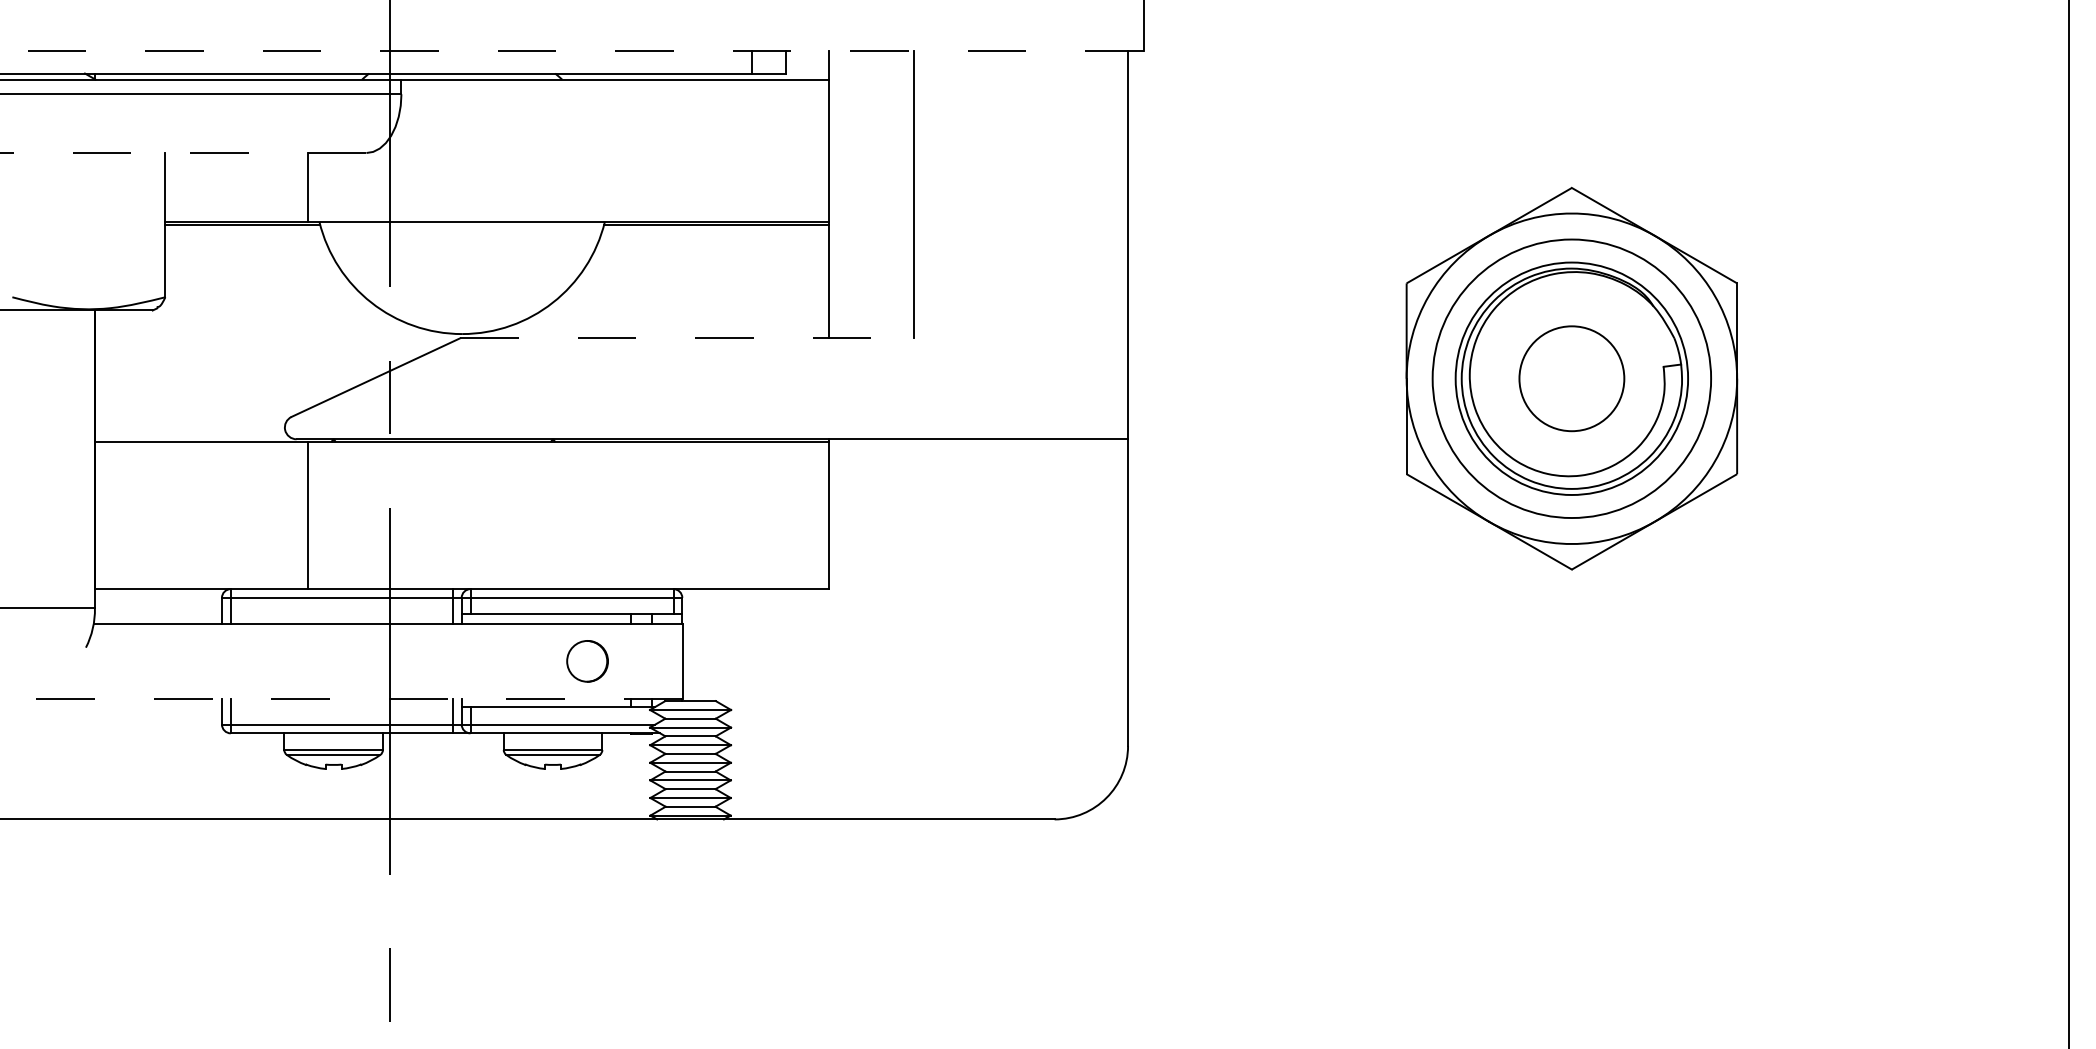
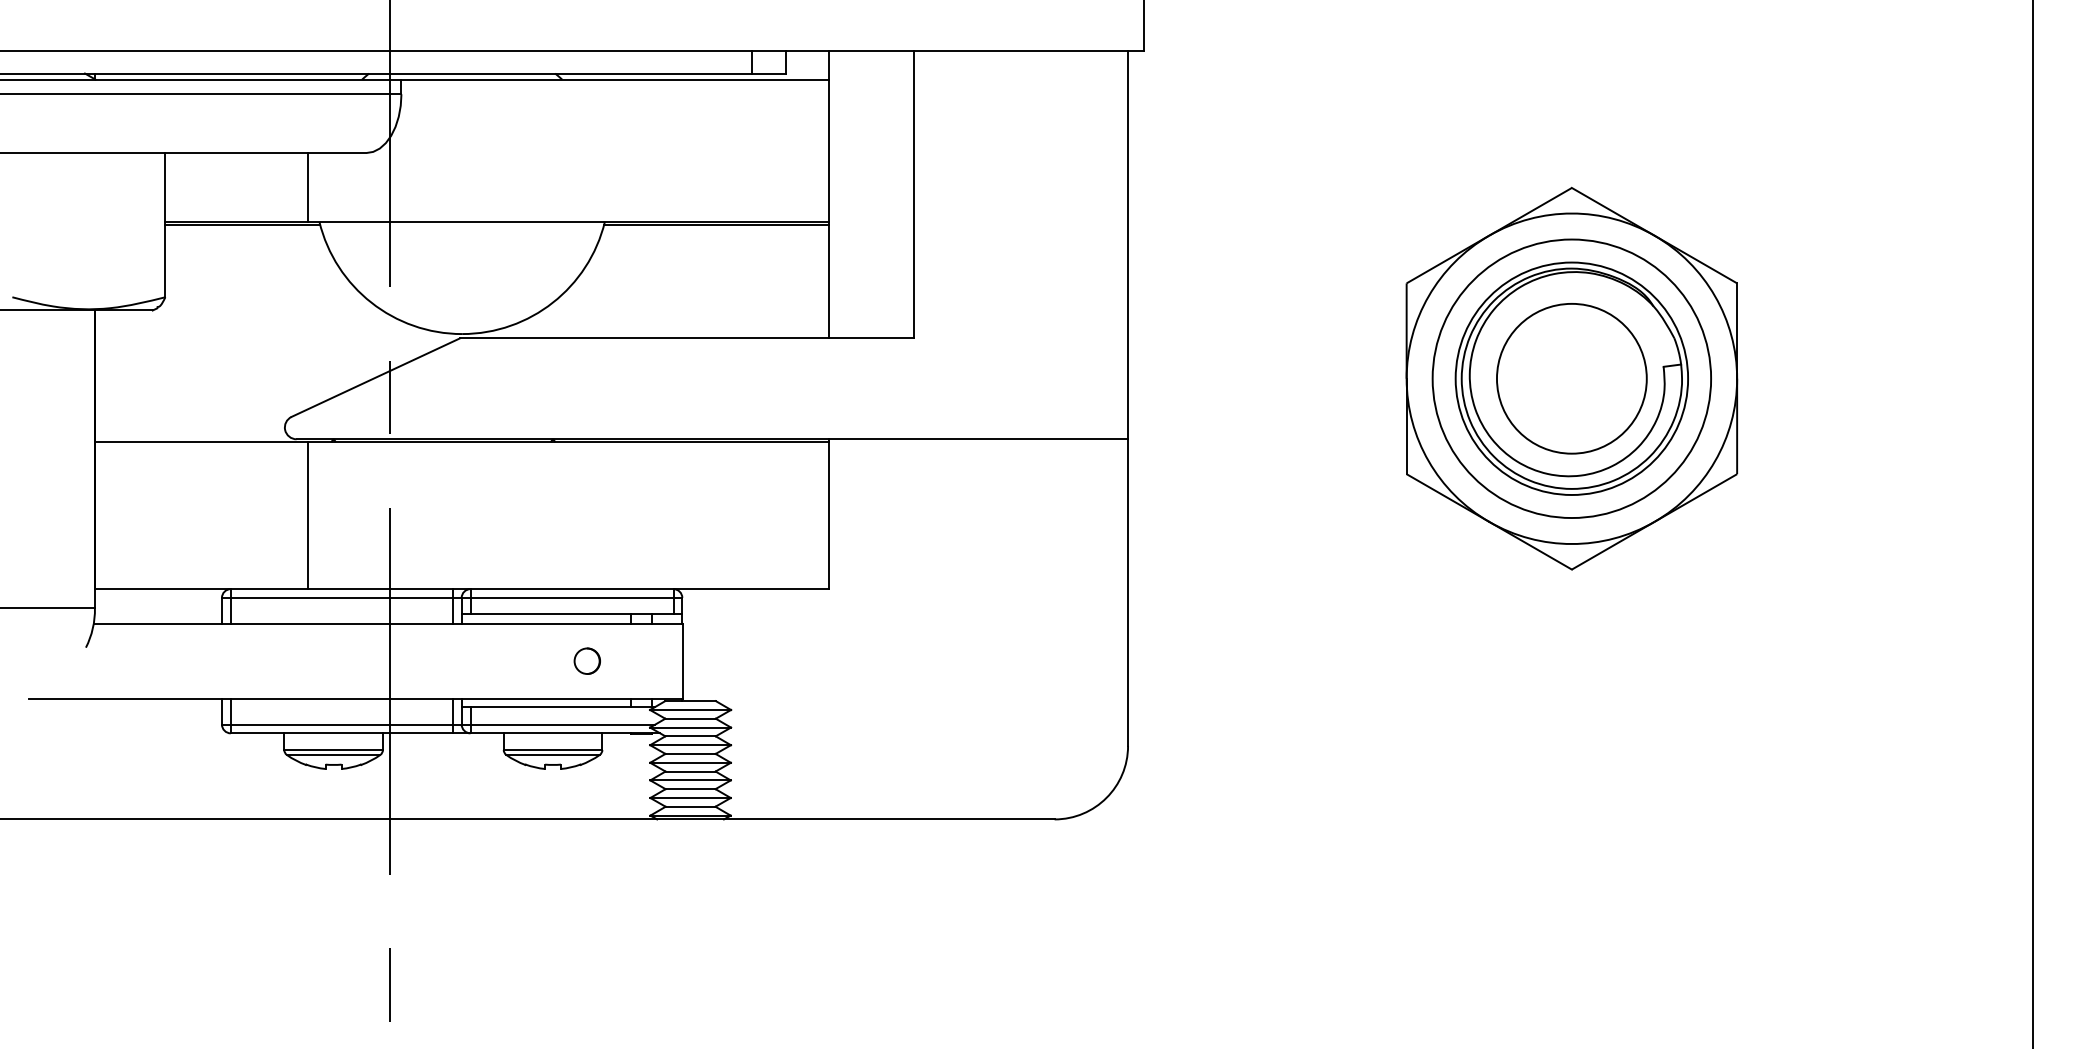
line: dashed -> solid (572, 51)
line: dashed -> solid (183, 153)
line: dashed -> solid (686, 338)
circle diameter: 105 px -> 150 px (1571, 378)
line position: (2069, 523) -> (2033, 523) (2033, 523)
circle size: 43x43 px -> 28x28 px (586, 660)
line: dashed -> solid (355, 698)
